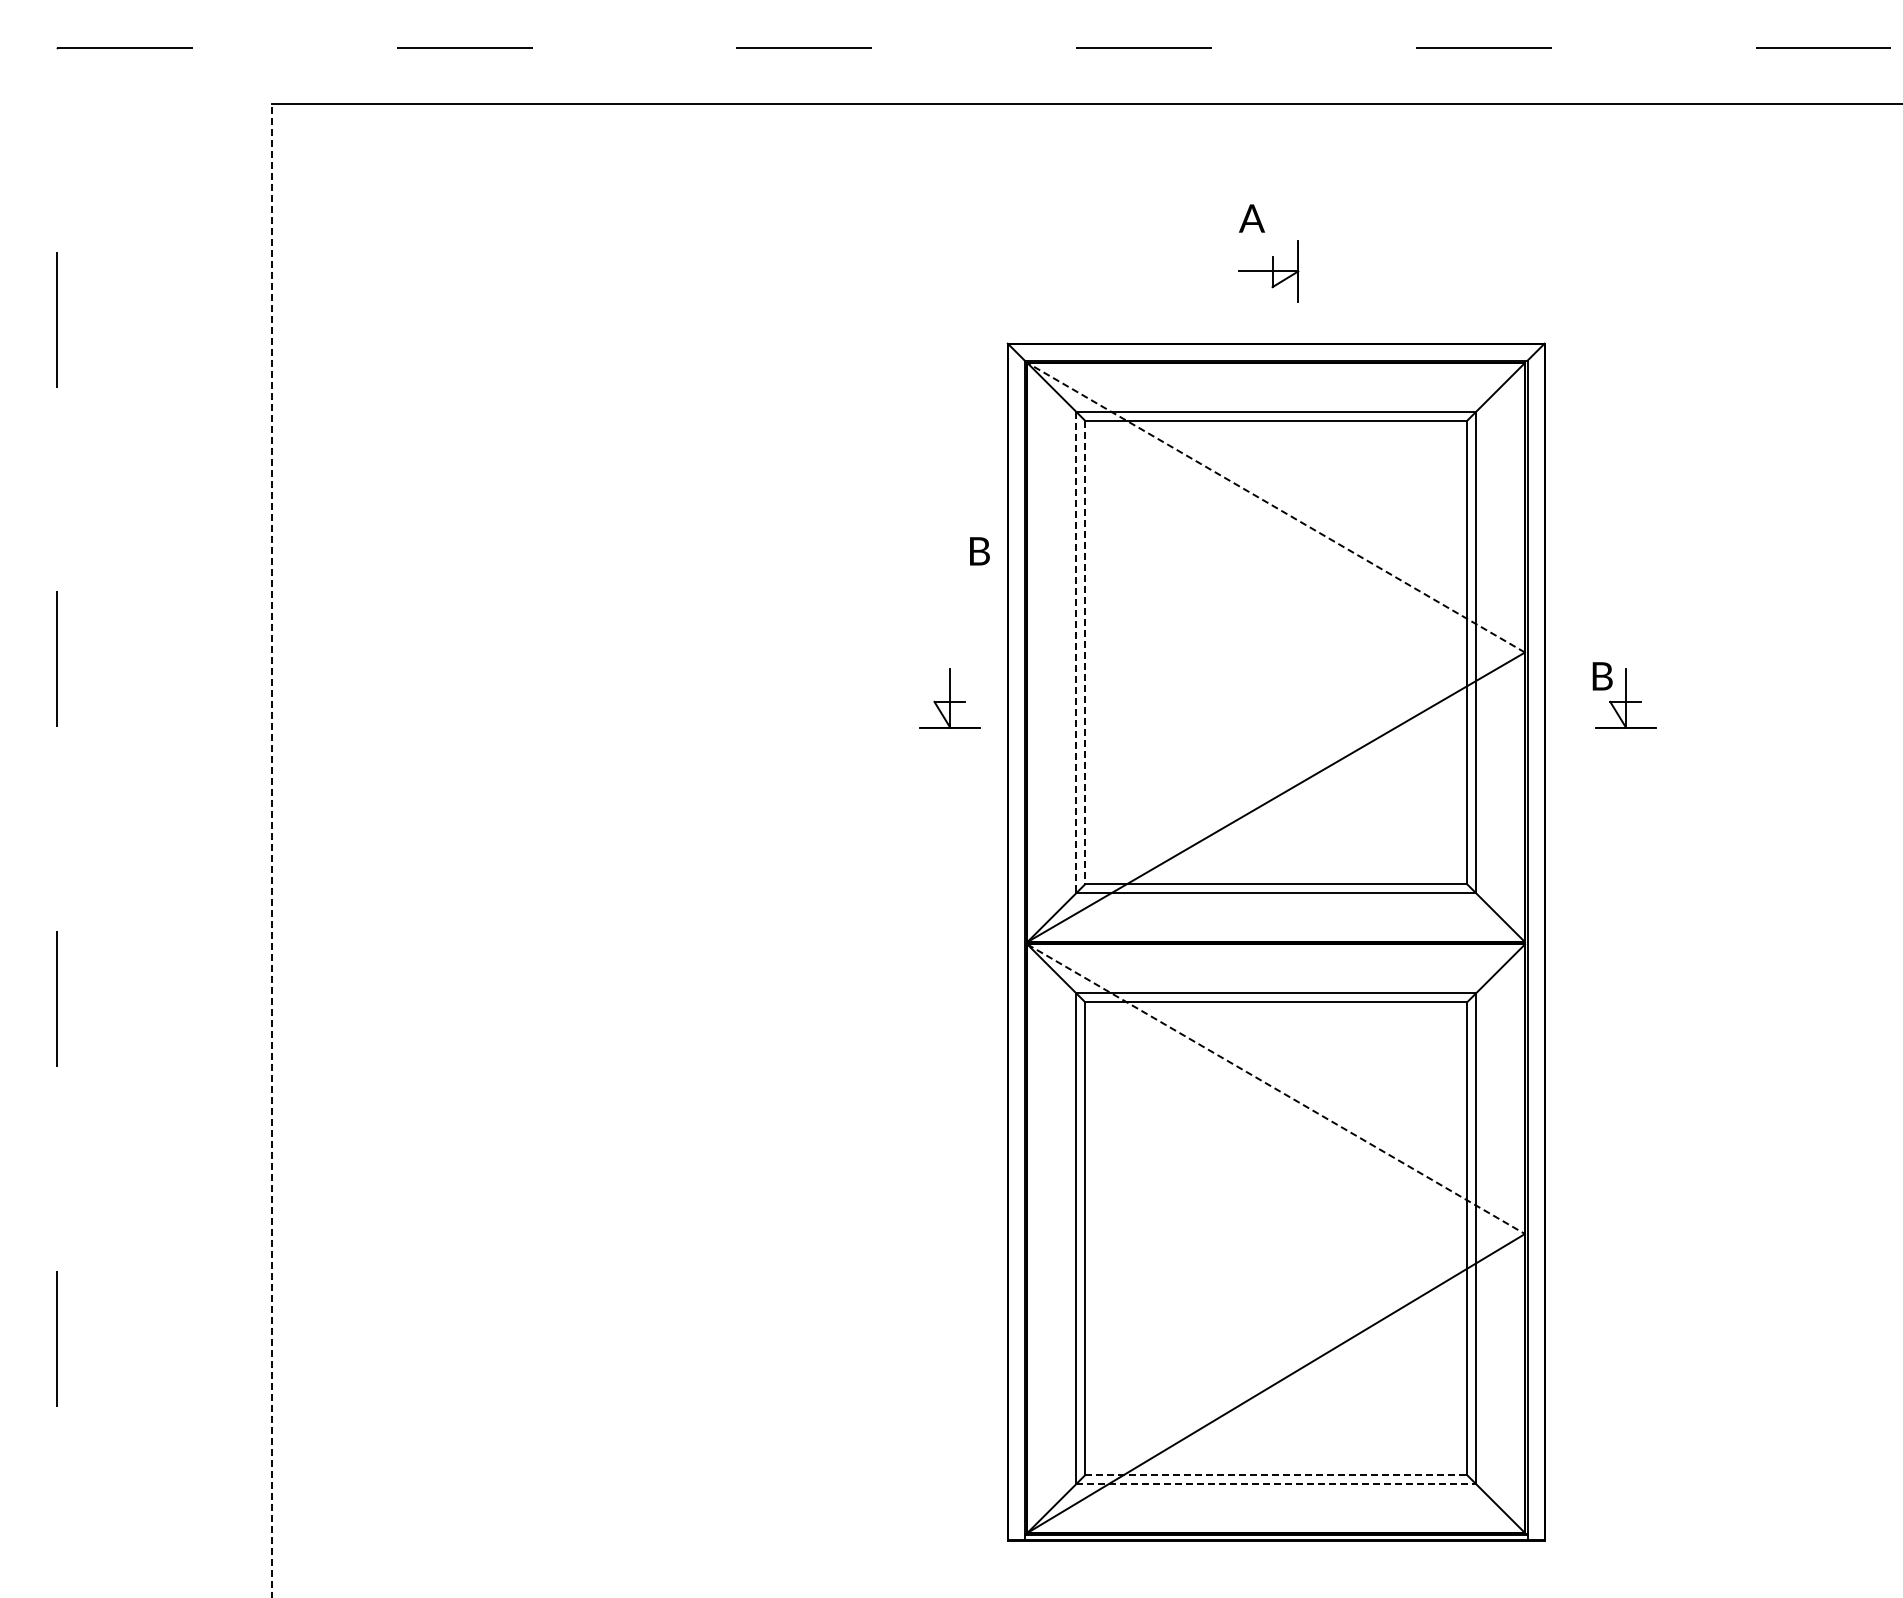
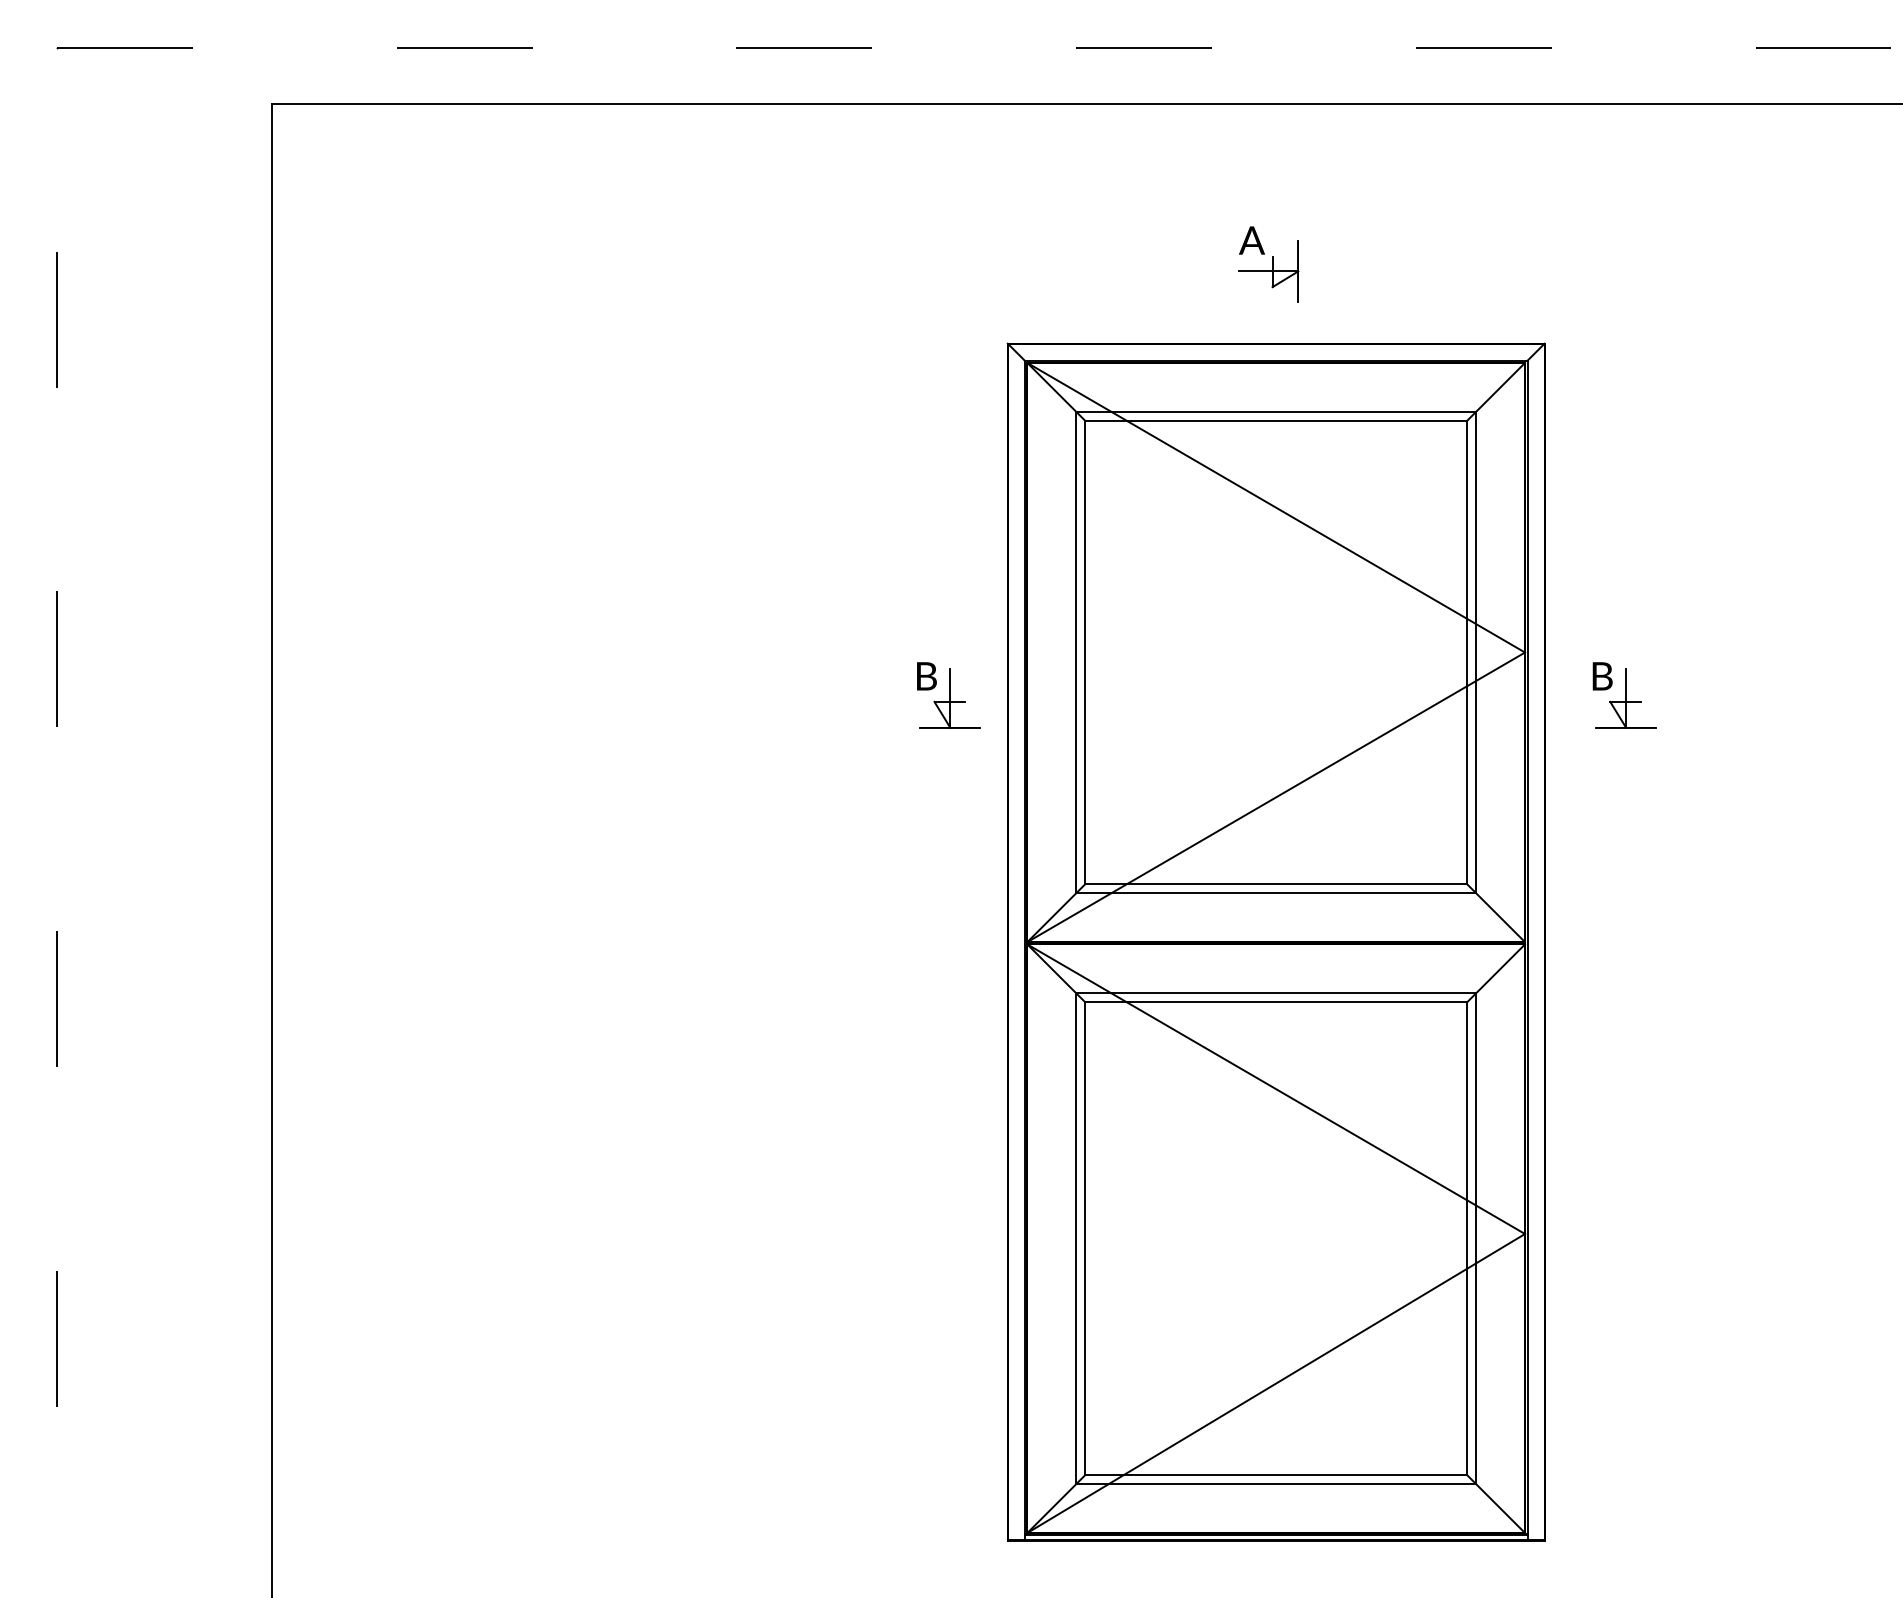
text position: (1251, 218) -> (1251, 240) (1251, 240)
line: dashed -> solid (1276, 507)
text position: (979, 551) -> (926, 676) (926, 676)
line: dashed -> solid (1076, 652)
line: dashed -> solid (1085, 652)
line: dashed -> solid (272, 850)
line: dashed -> solid (1276, 1089)
line: dashed -> solid (1276, 1475)
line: dashed -> solid (1276, 1484)
